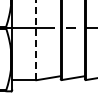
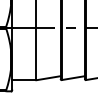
line: dashed -> solid (36, 40)
